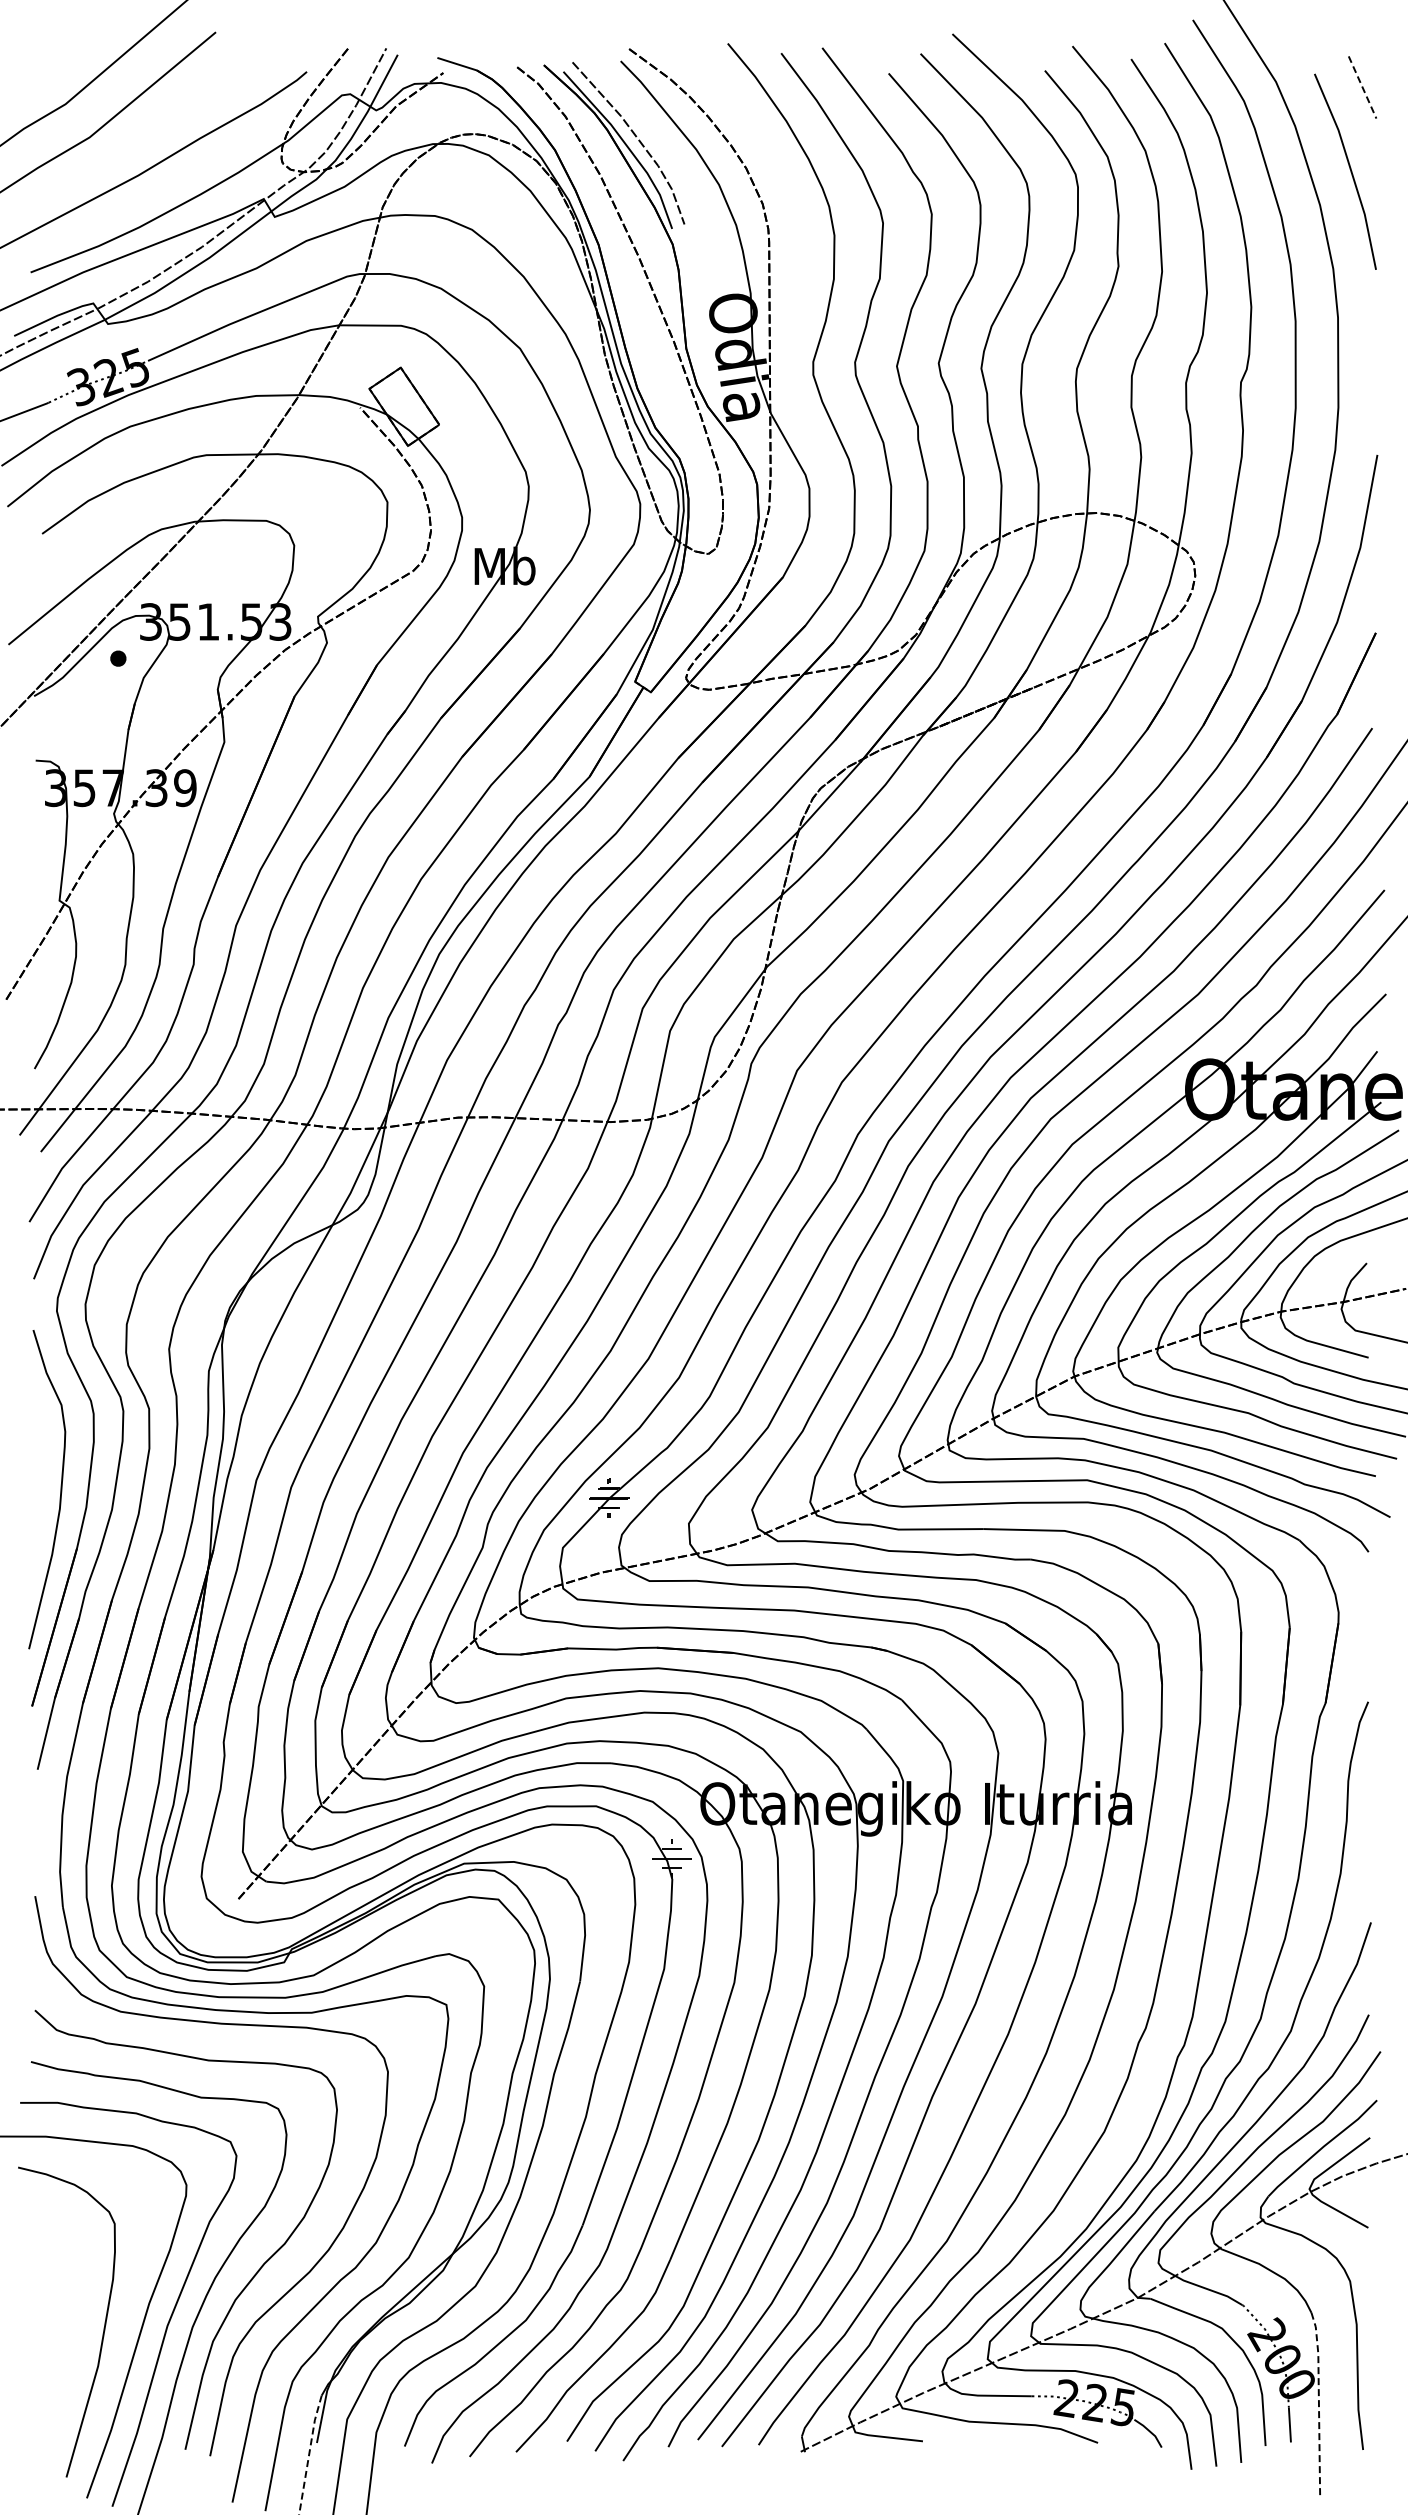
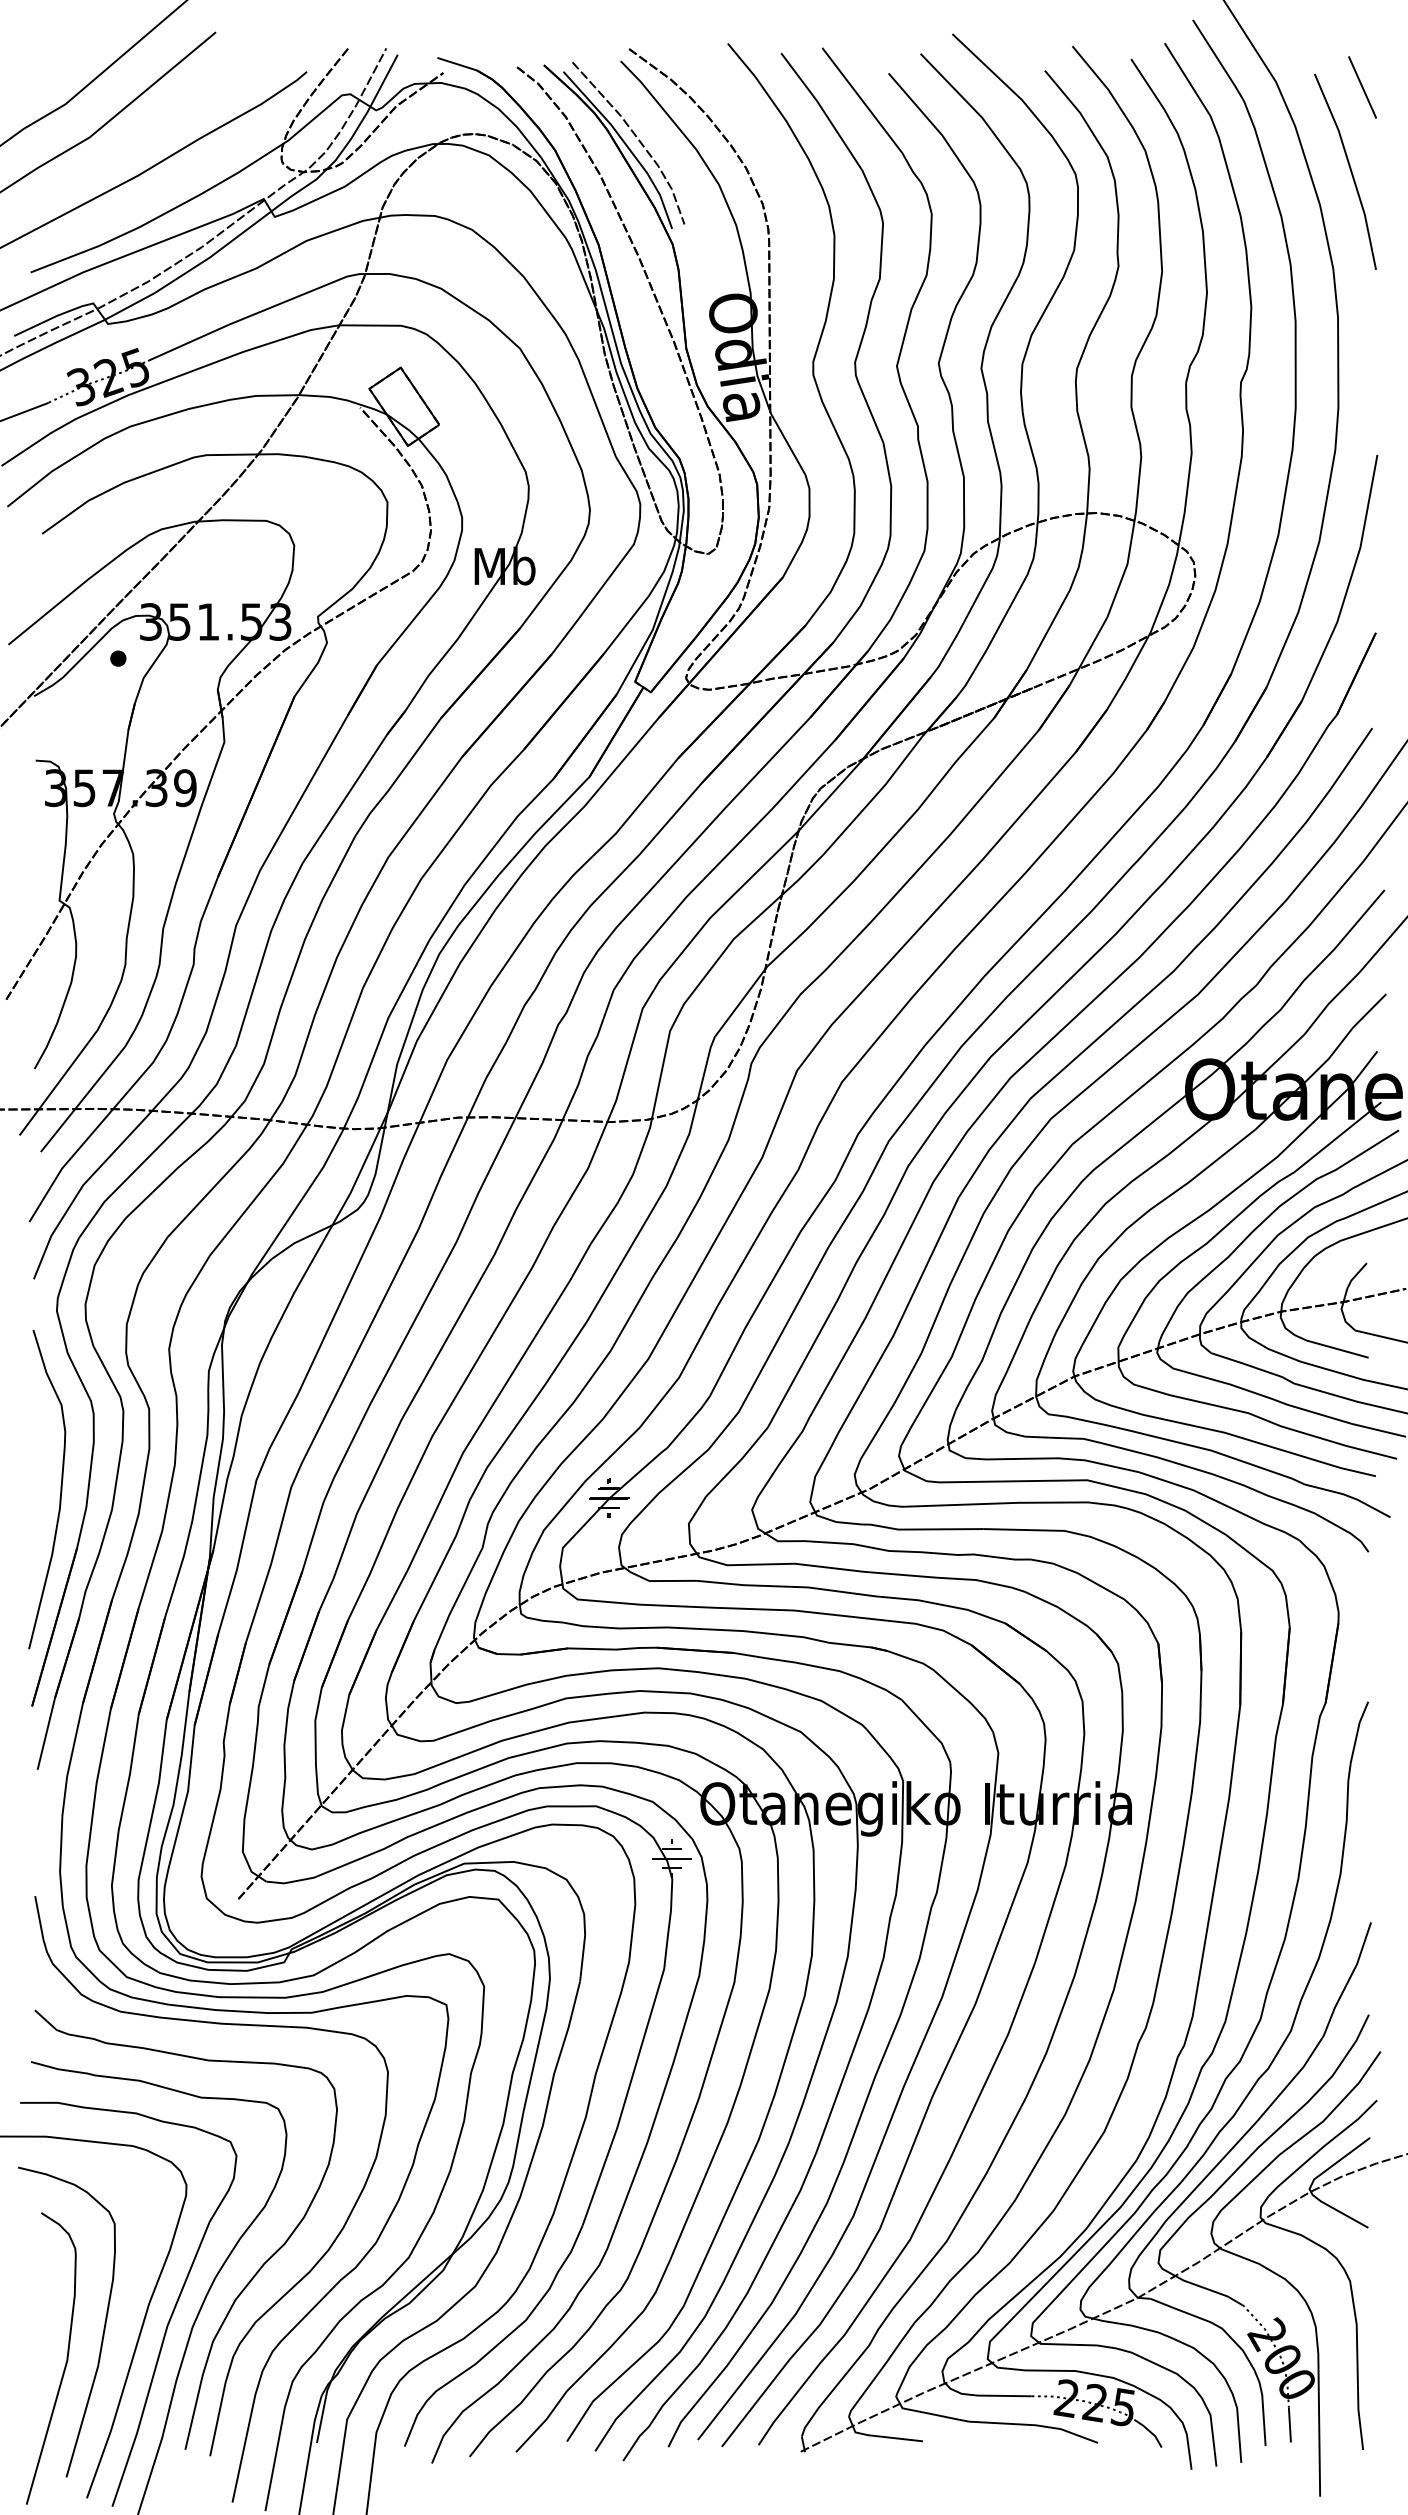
line: dashed -> solid (1362, 87)
curve: none -> present (65, 2362)
line: dashed -> solid (1318, 2403)
line: dashed -> solid (309, 2454)
